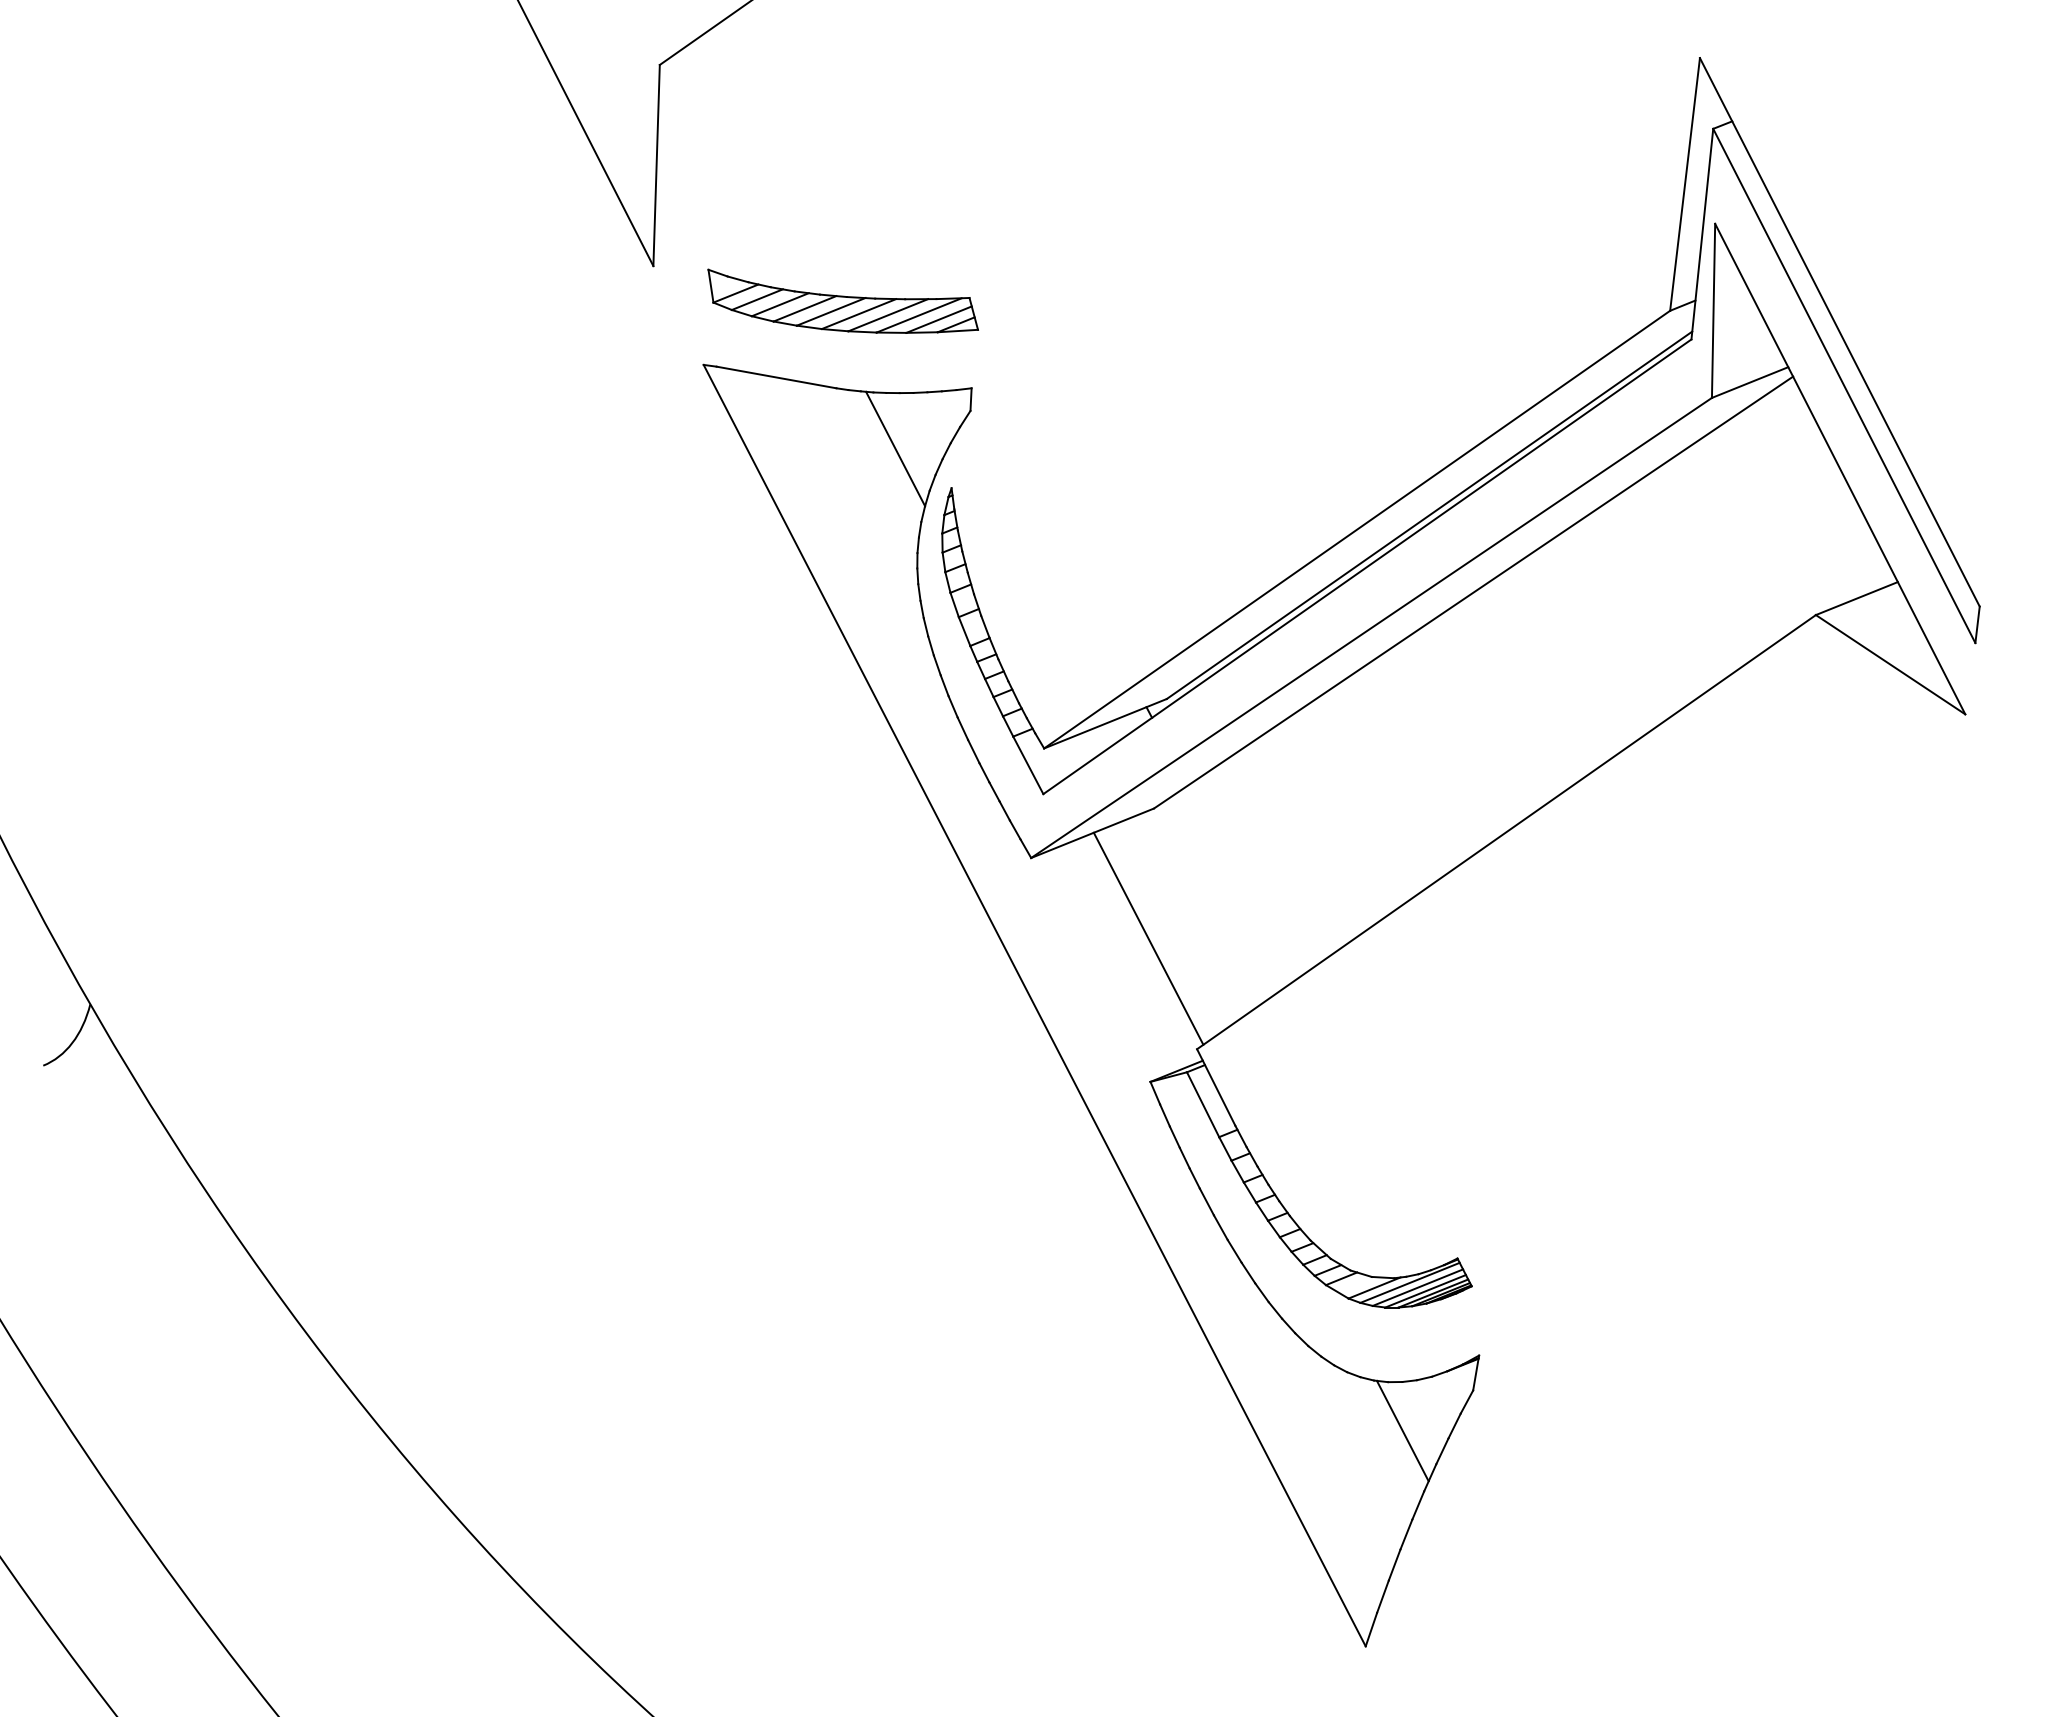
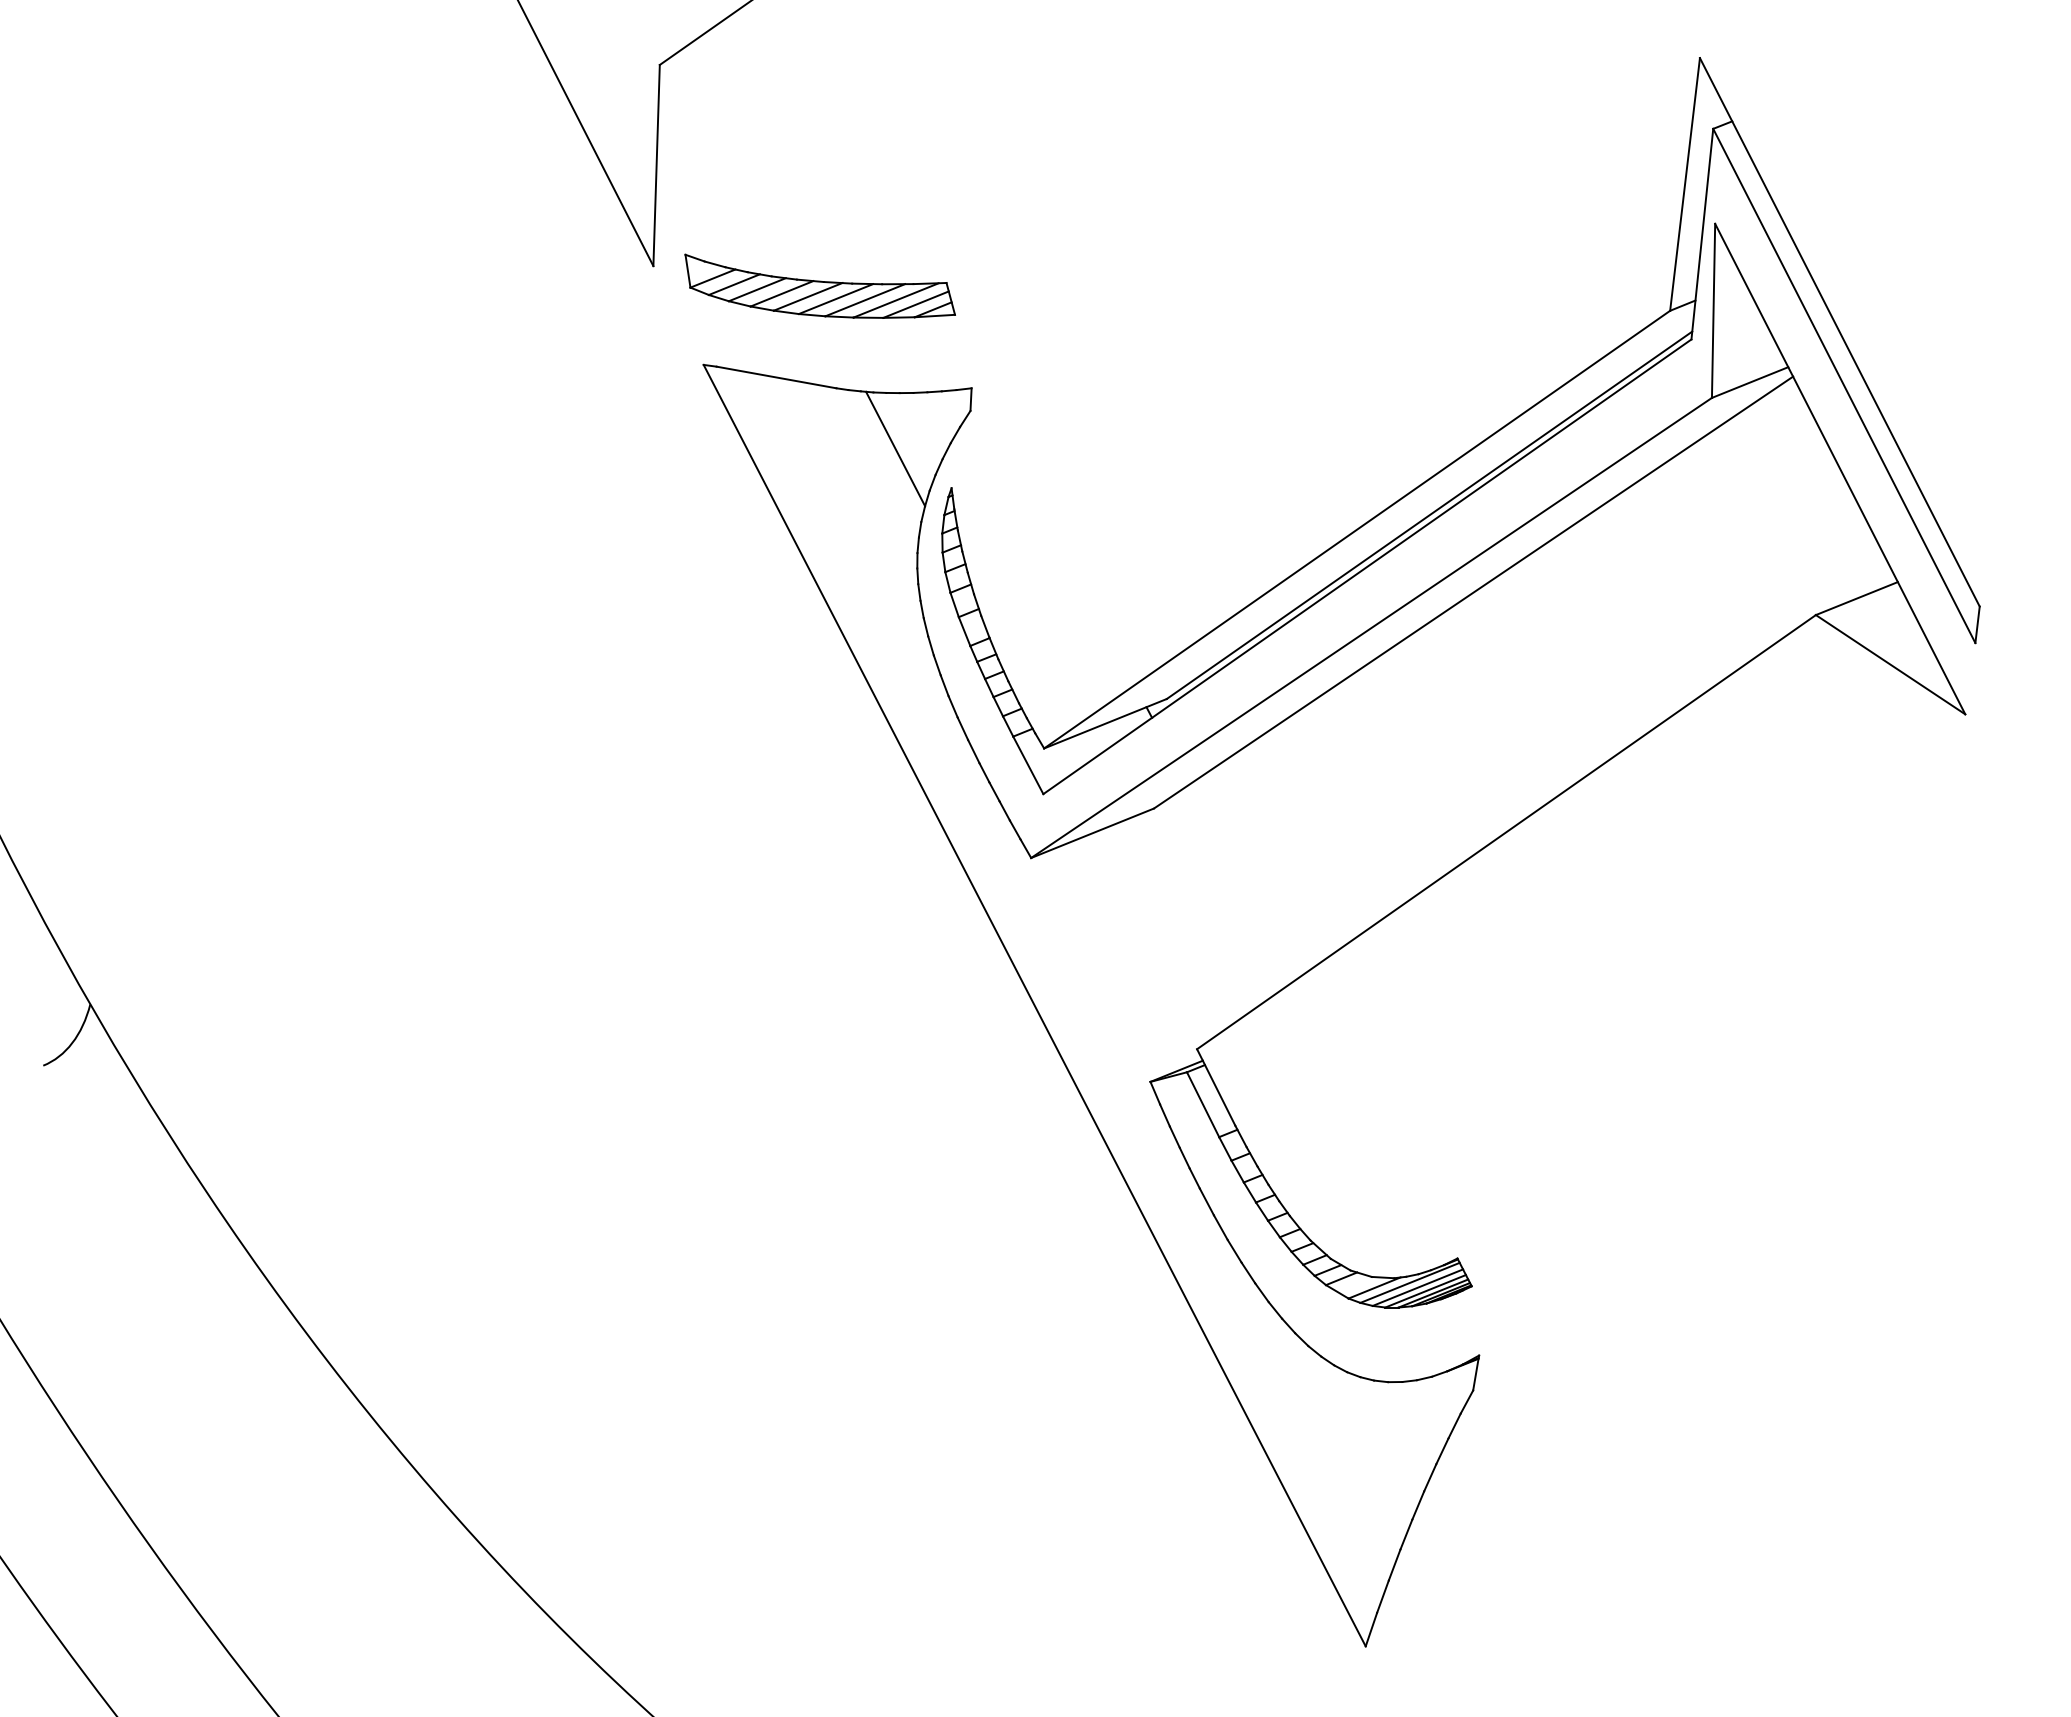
part position: (842, 300) -> (819, 285) (819, 285)
line: present -> none (1148, 938)
line: present -> none (1402, 1430)
